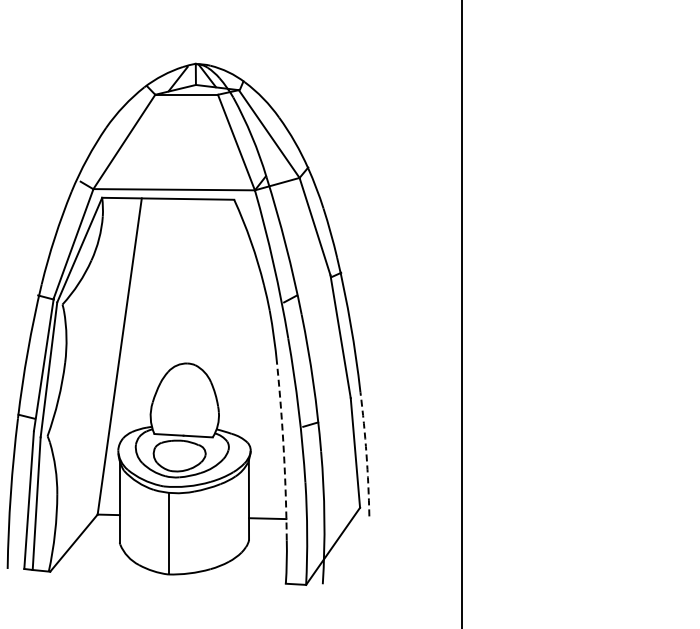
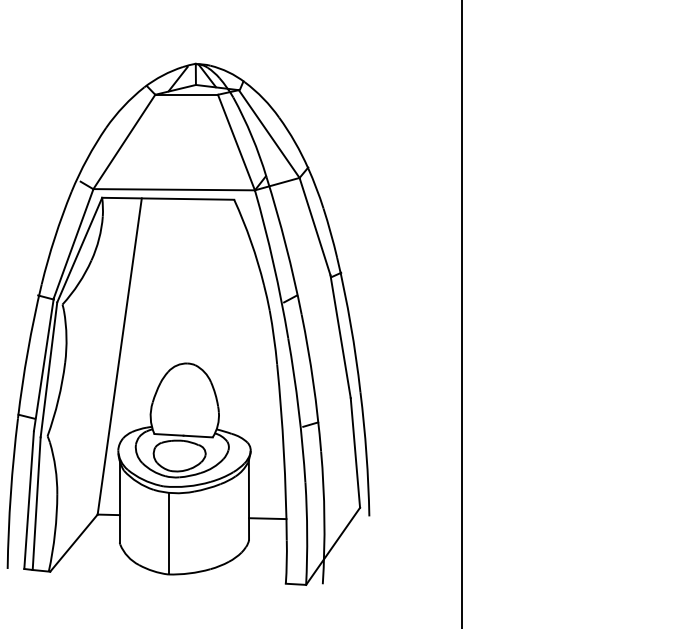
arc: dashed -> solid (283, 452)
arc: dashed -> solid (366, 454)
